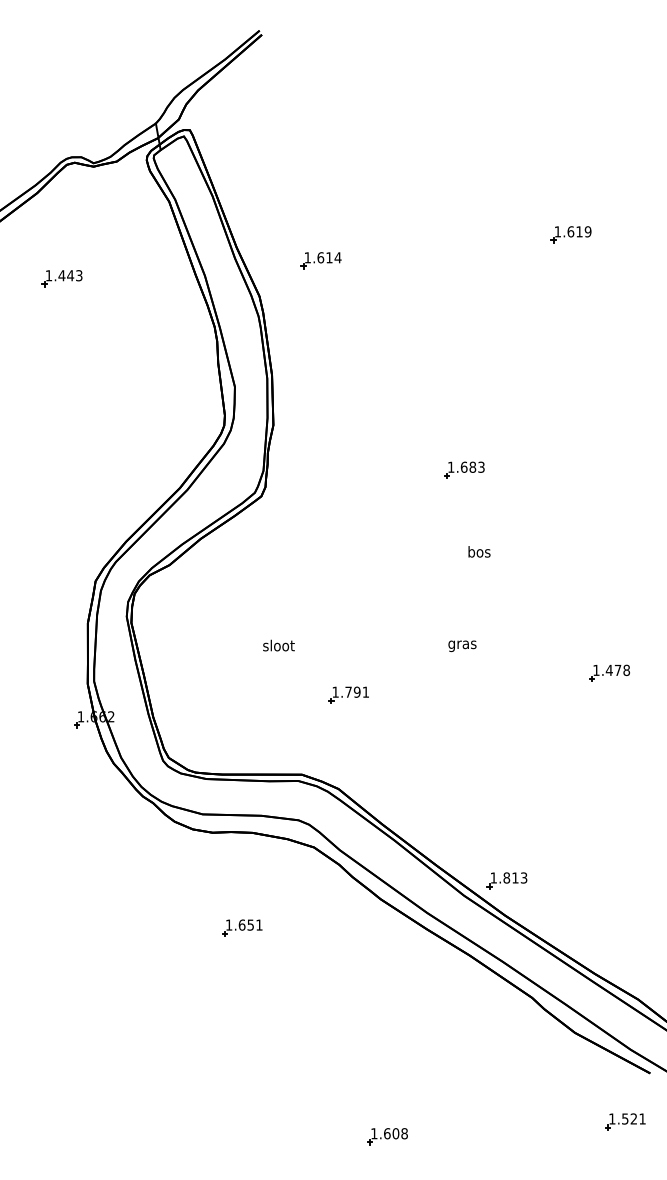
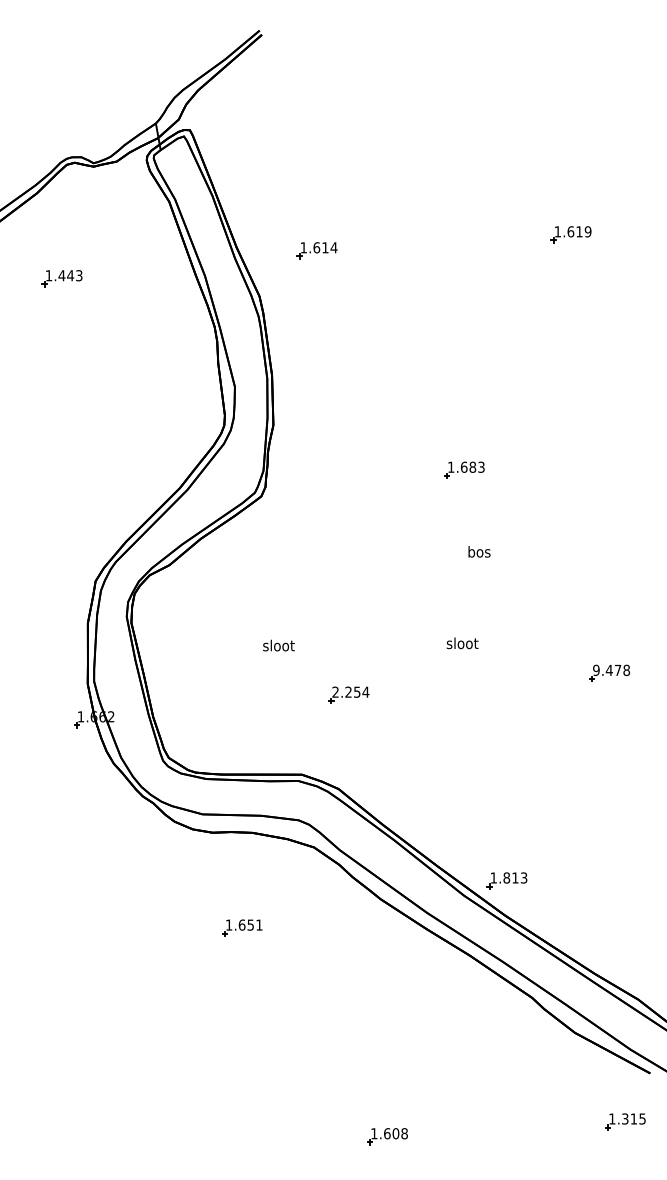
part position: (320, 260) -> (316, 250) (316, 250)
text: gras -> sloot (462, 644)
text: 1.478 -> 9.478 (596, 670)
text: 1.791 -> 2.254 (350, 691)
text: 1.521 -> 1.315 (633, 1118)
